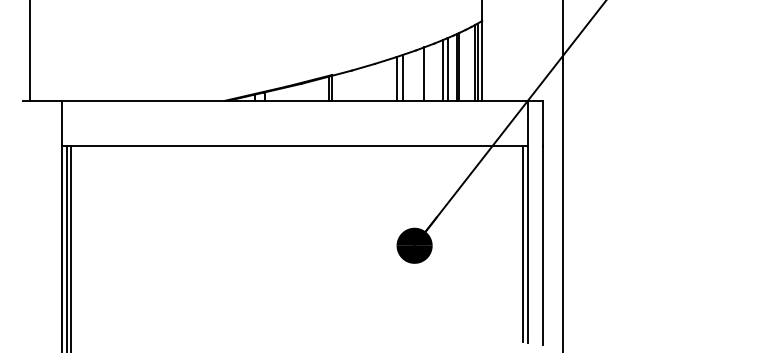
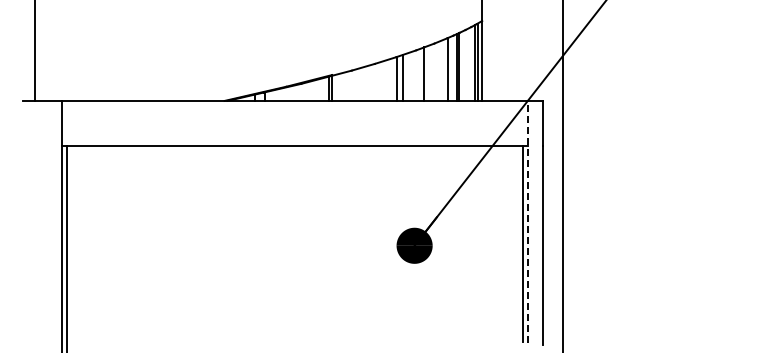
line position: (29, 51) -> (34, 51) (34, 51)
line: present -> none (443, 69)
line: solid -> dashed (528, 221)
line: present -> none (70, 247)
